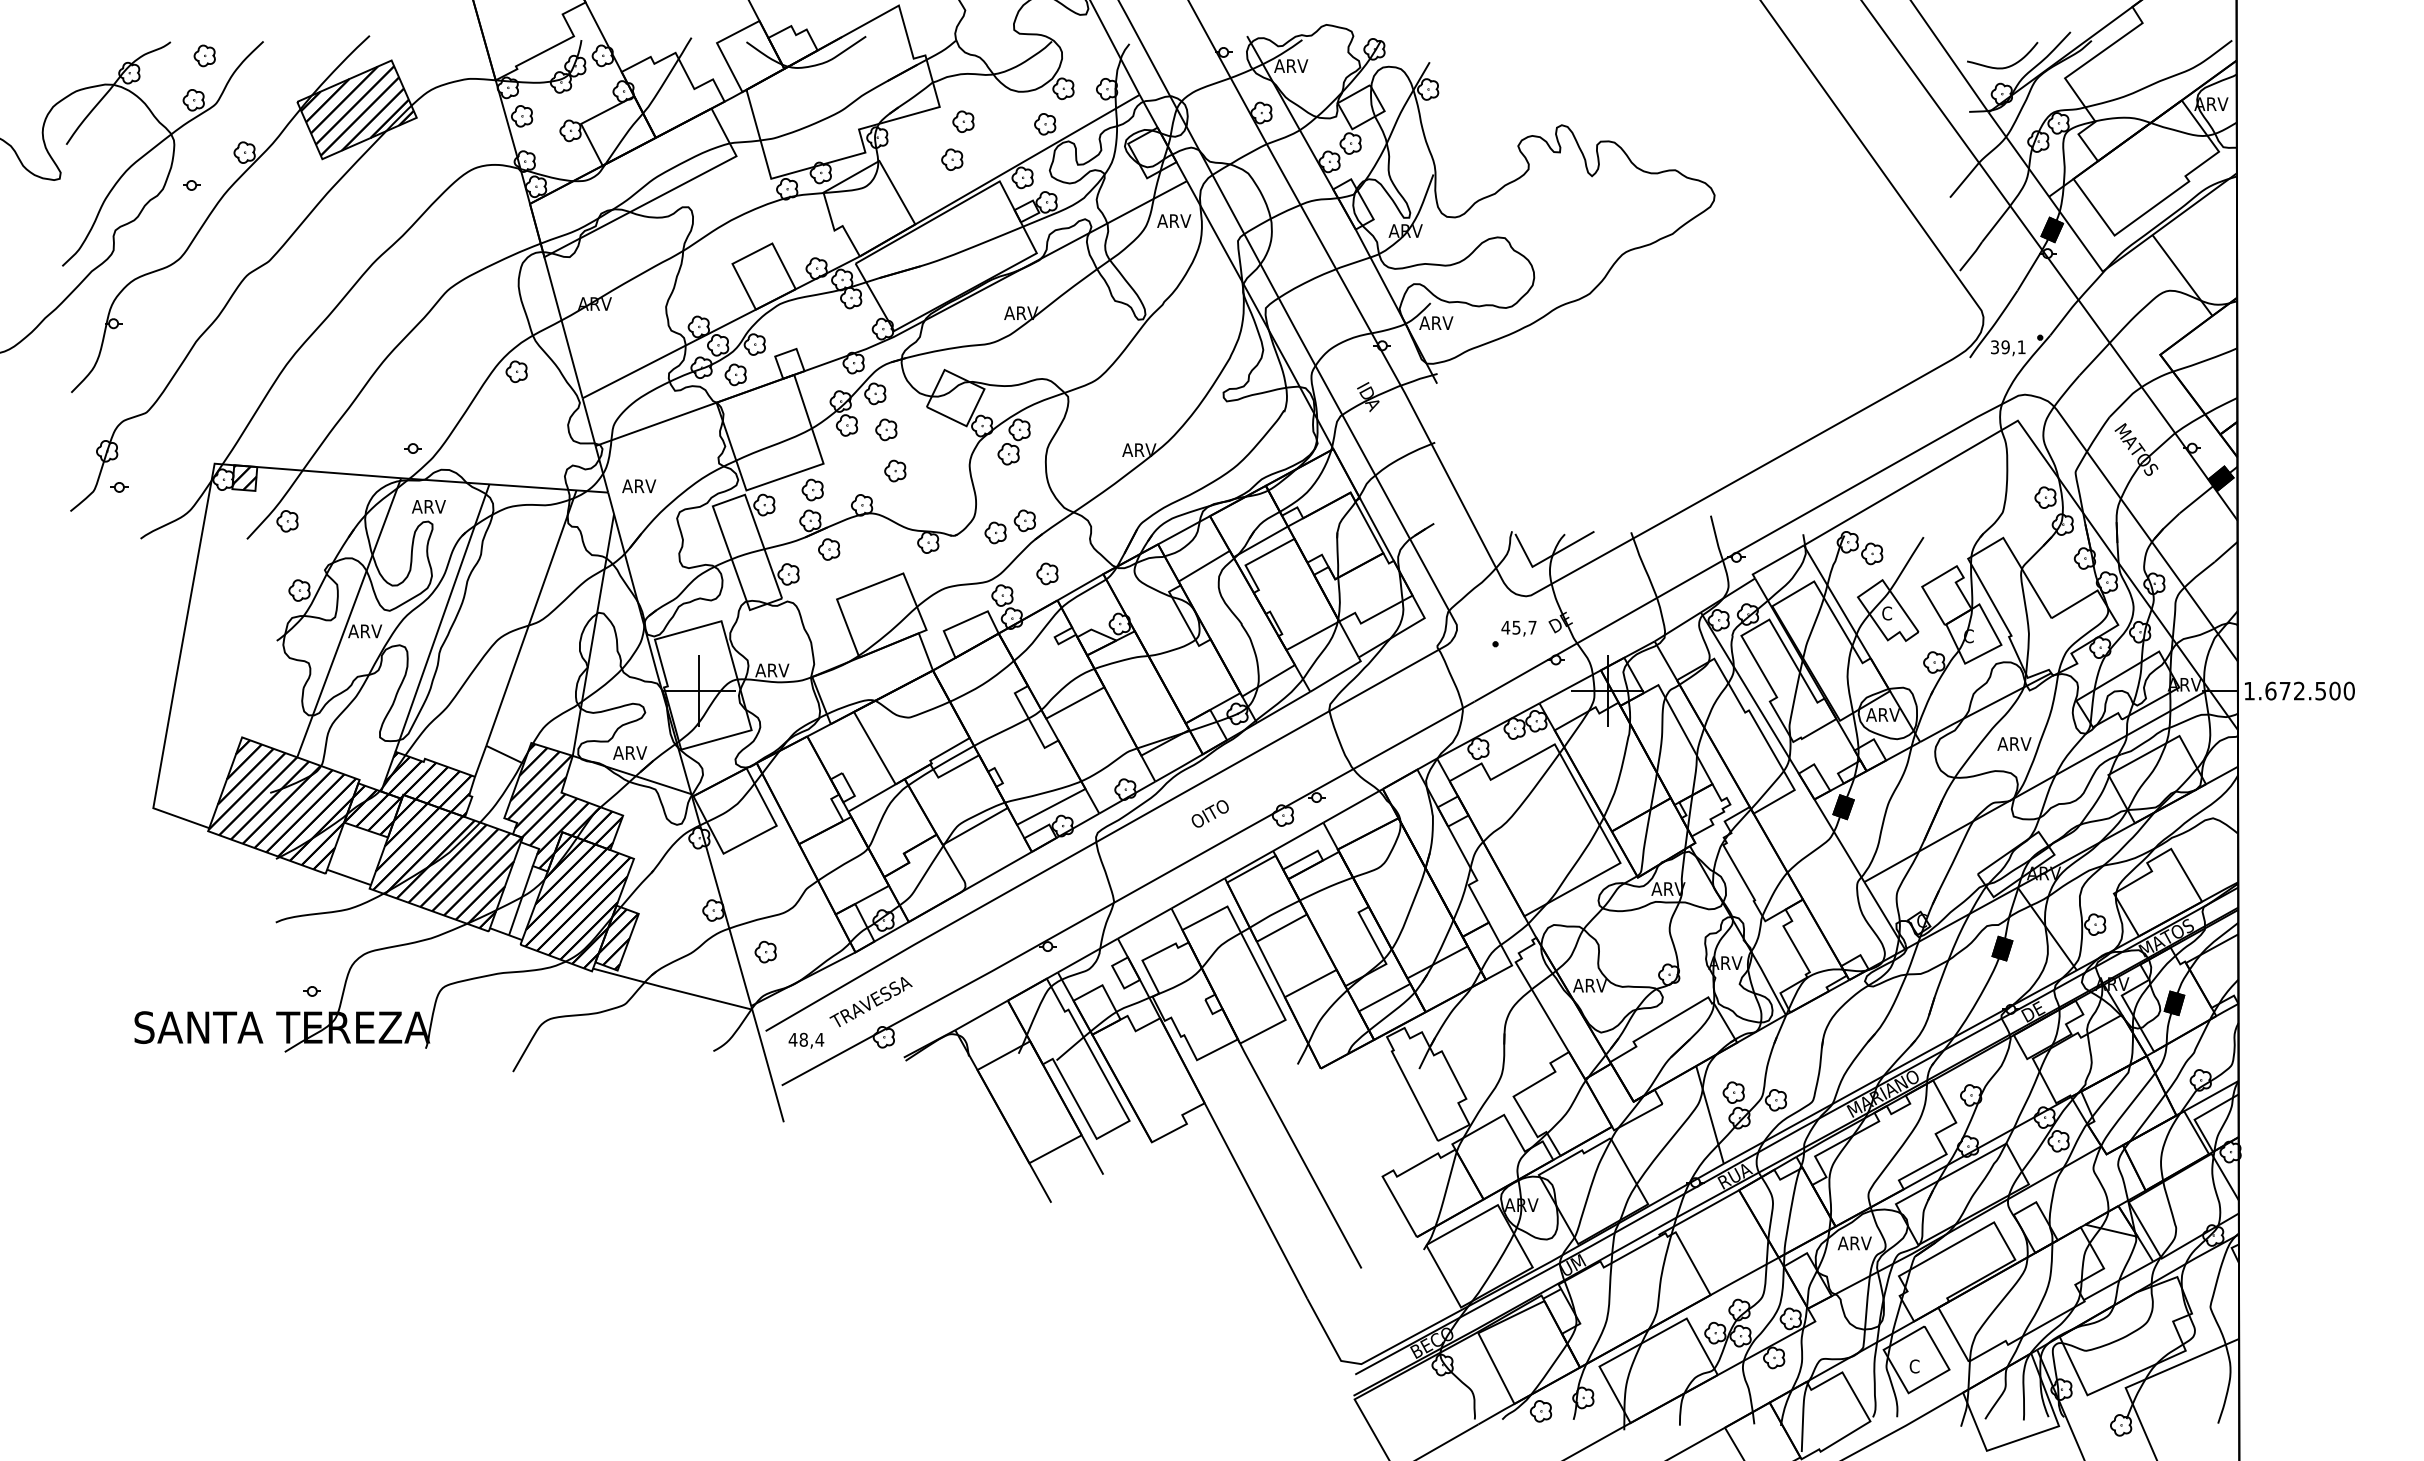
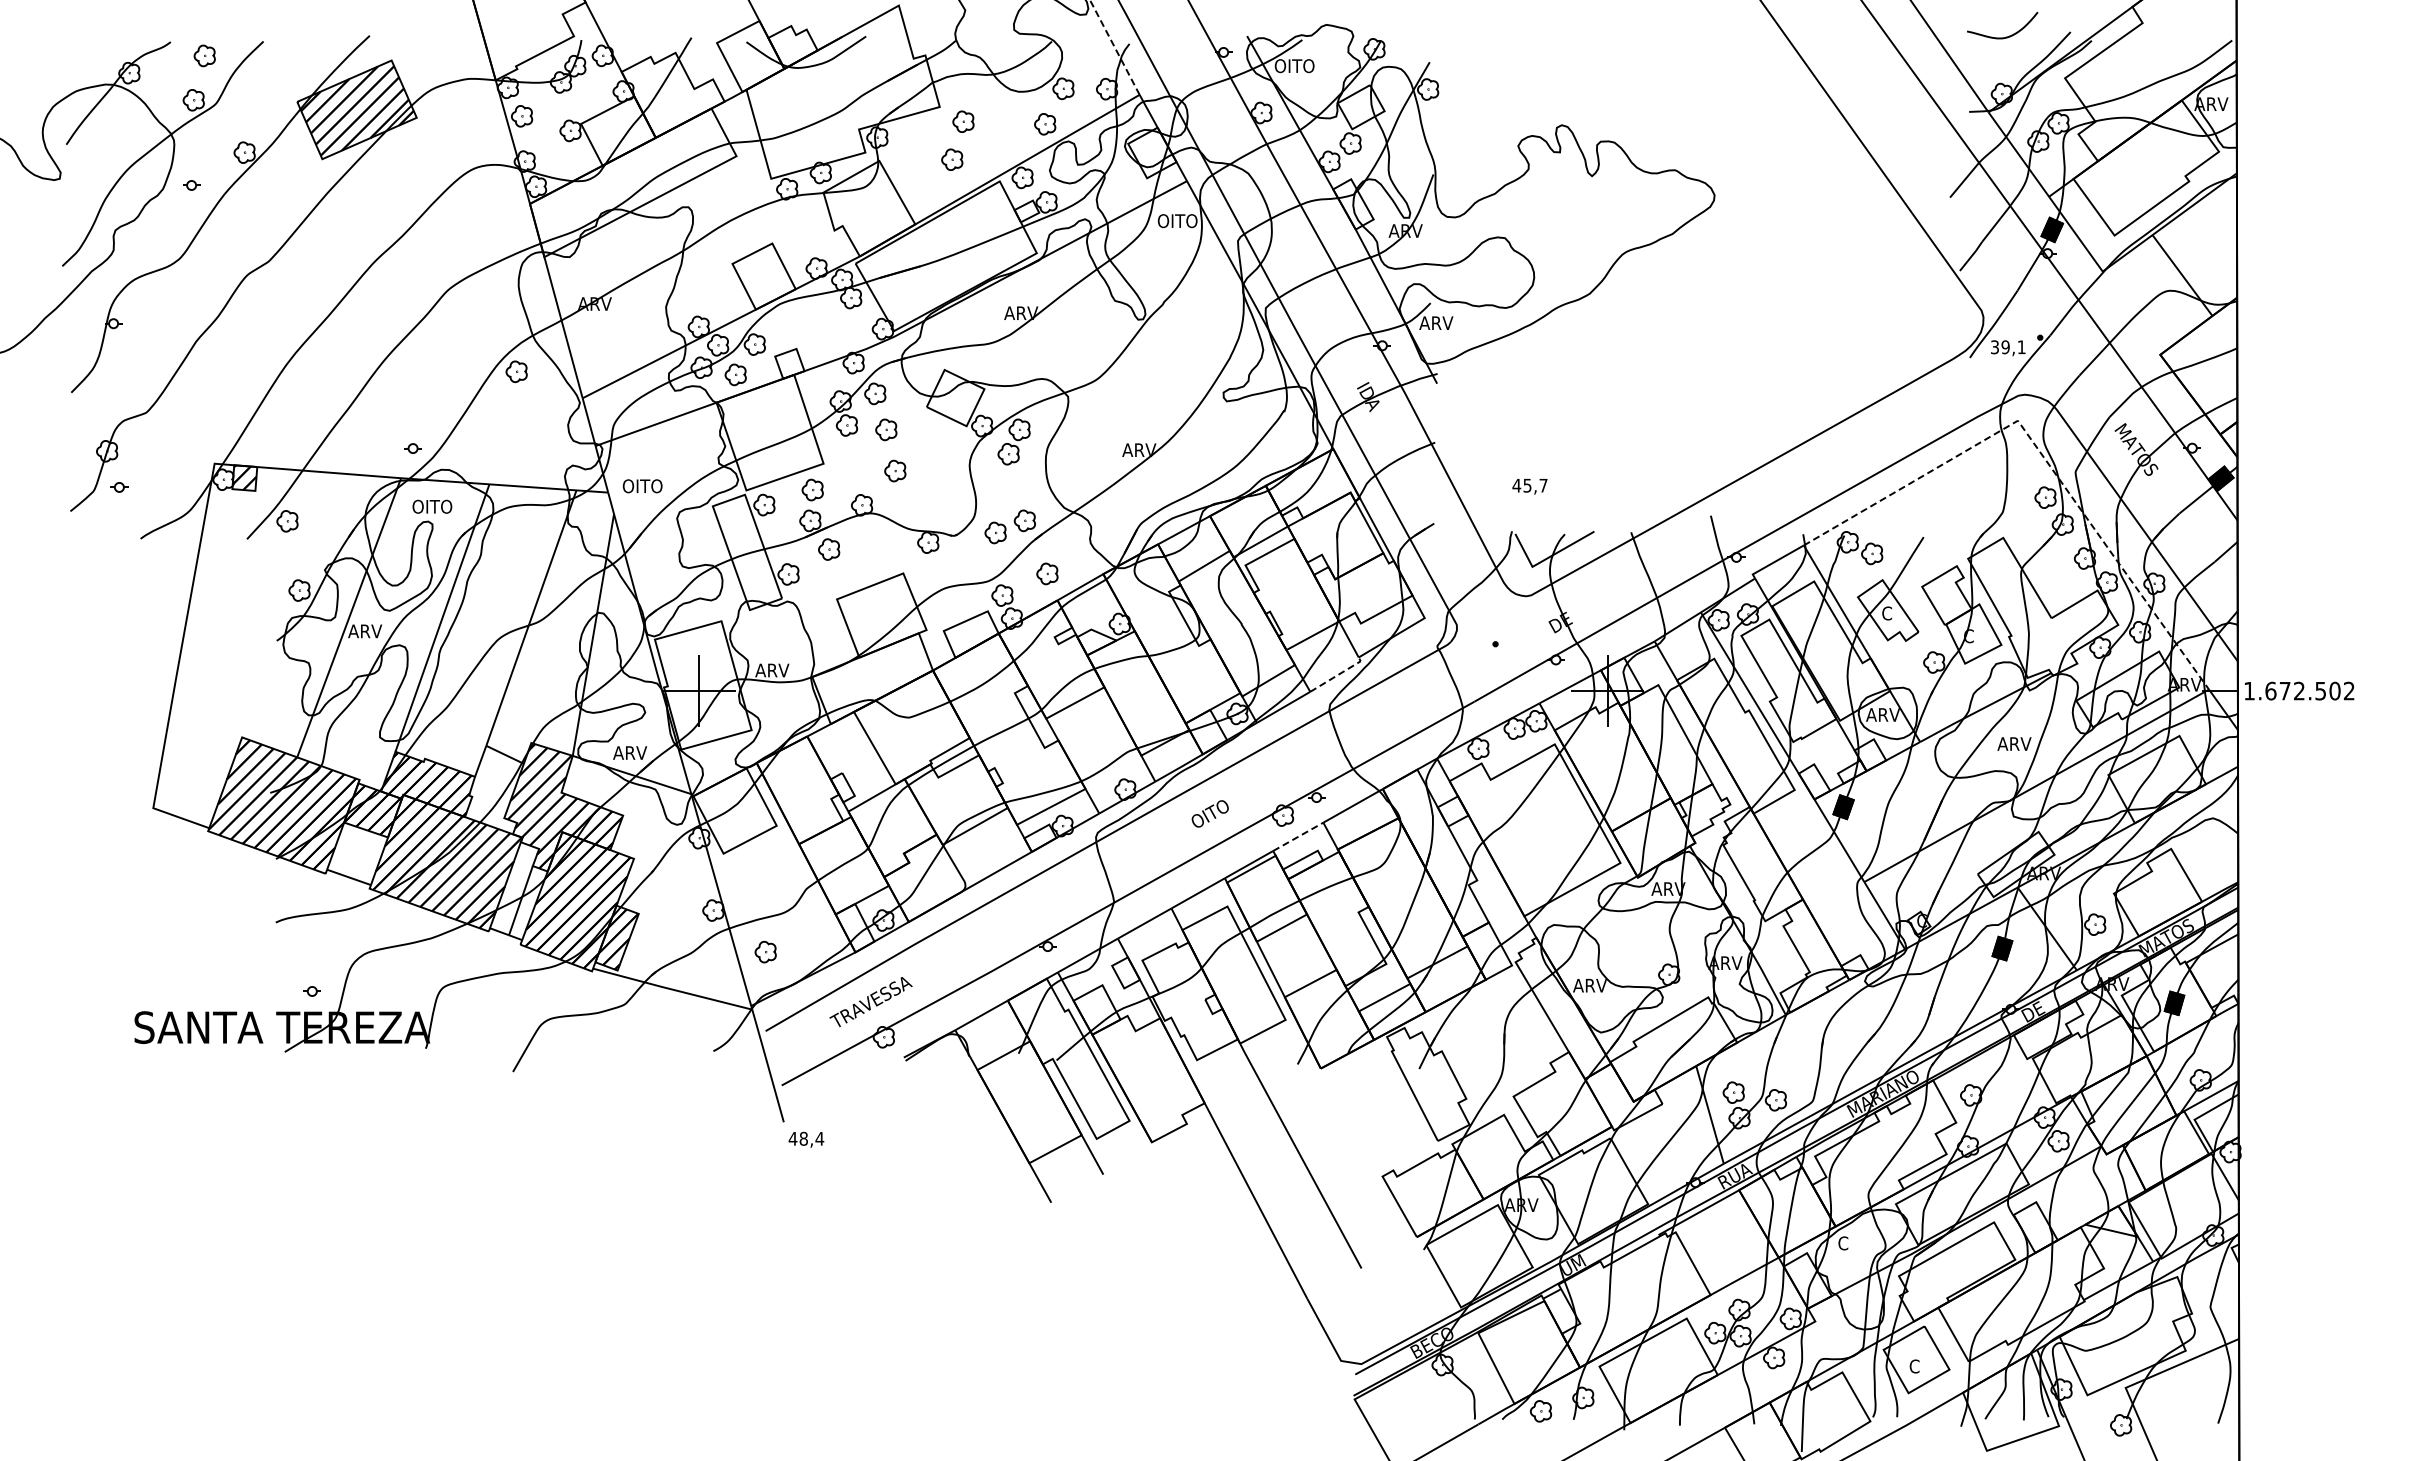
line: solid -> dashed (1114, 47)
text: ARV -> OITO (1294, 66)
curve position: (2006, 66) -> (2006, 36) (2006, 36)
text: ARV -> OITO (1177, 221)
line: solid -> dashed (2042, 454)
text: ARV -> OITO (642, 486)
text: ARV -> OITO (431, 506)
text position: (1518, 628) -> (1529, 486) (1529, 486)
line: solid -> dashed (1338, 675)
text: 1.672.500 -> 1.672.502 (2348, 690)
line: solid -> dashed (1298, 836)
text position: (806, 1040) -> (806, 1139) (806, 1139)
text: ARV -> C (1854, 1243)
